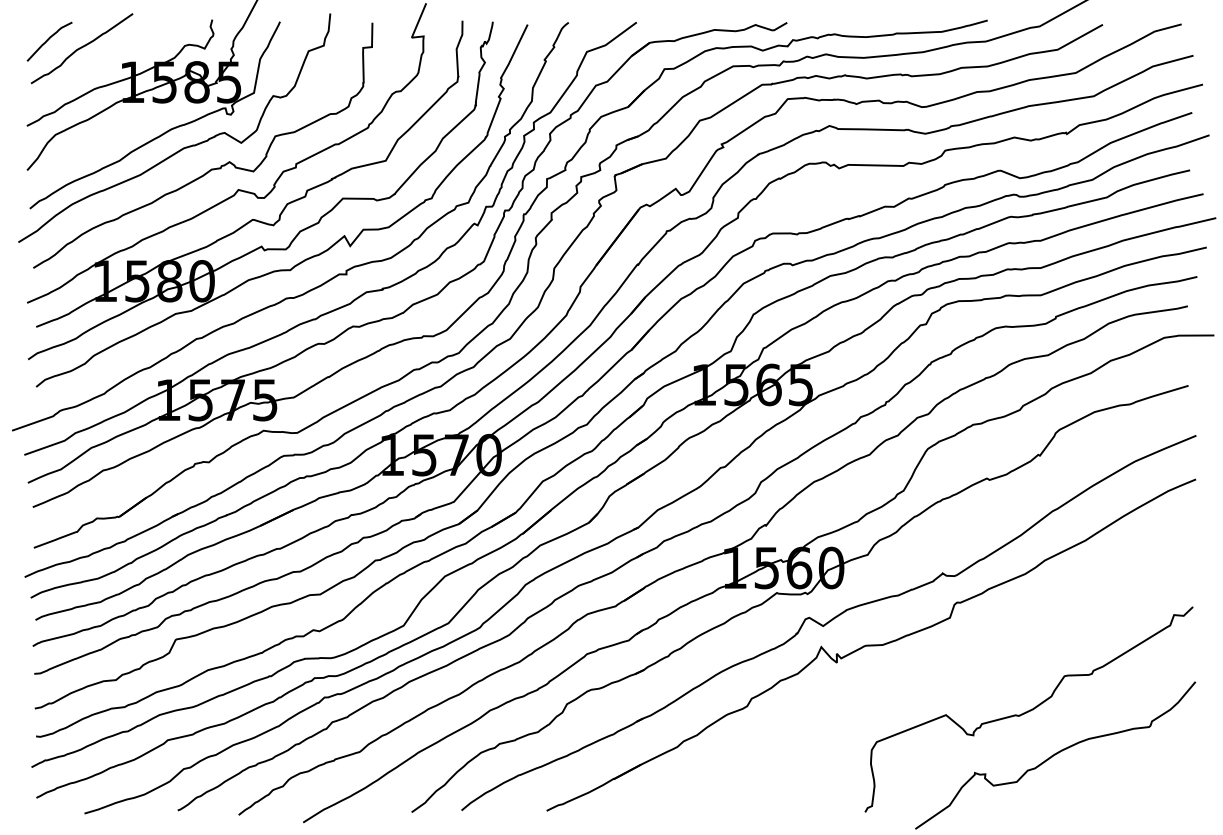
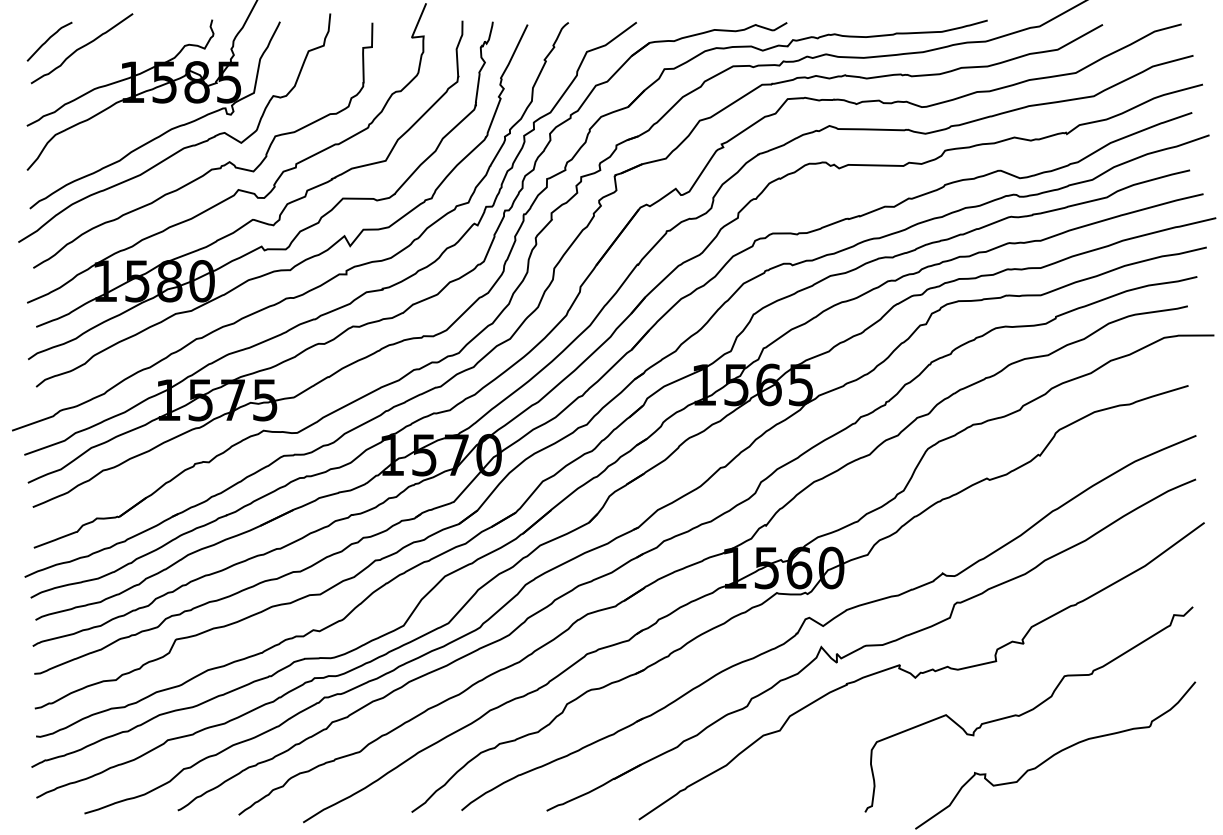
curve: none -> present (921, 671)
